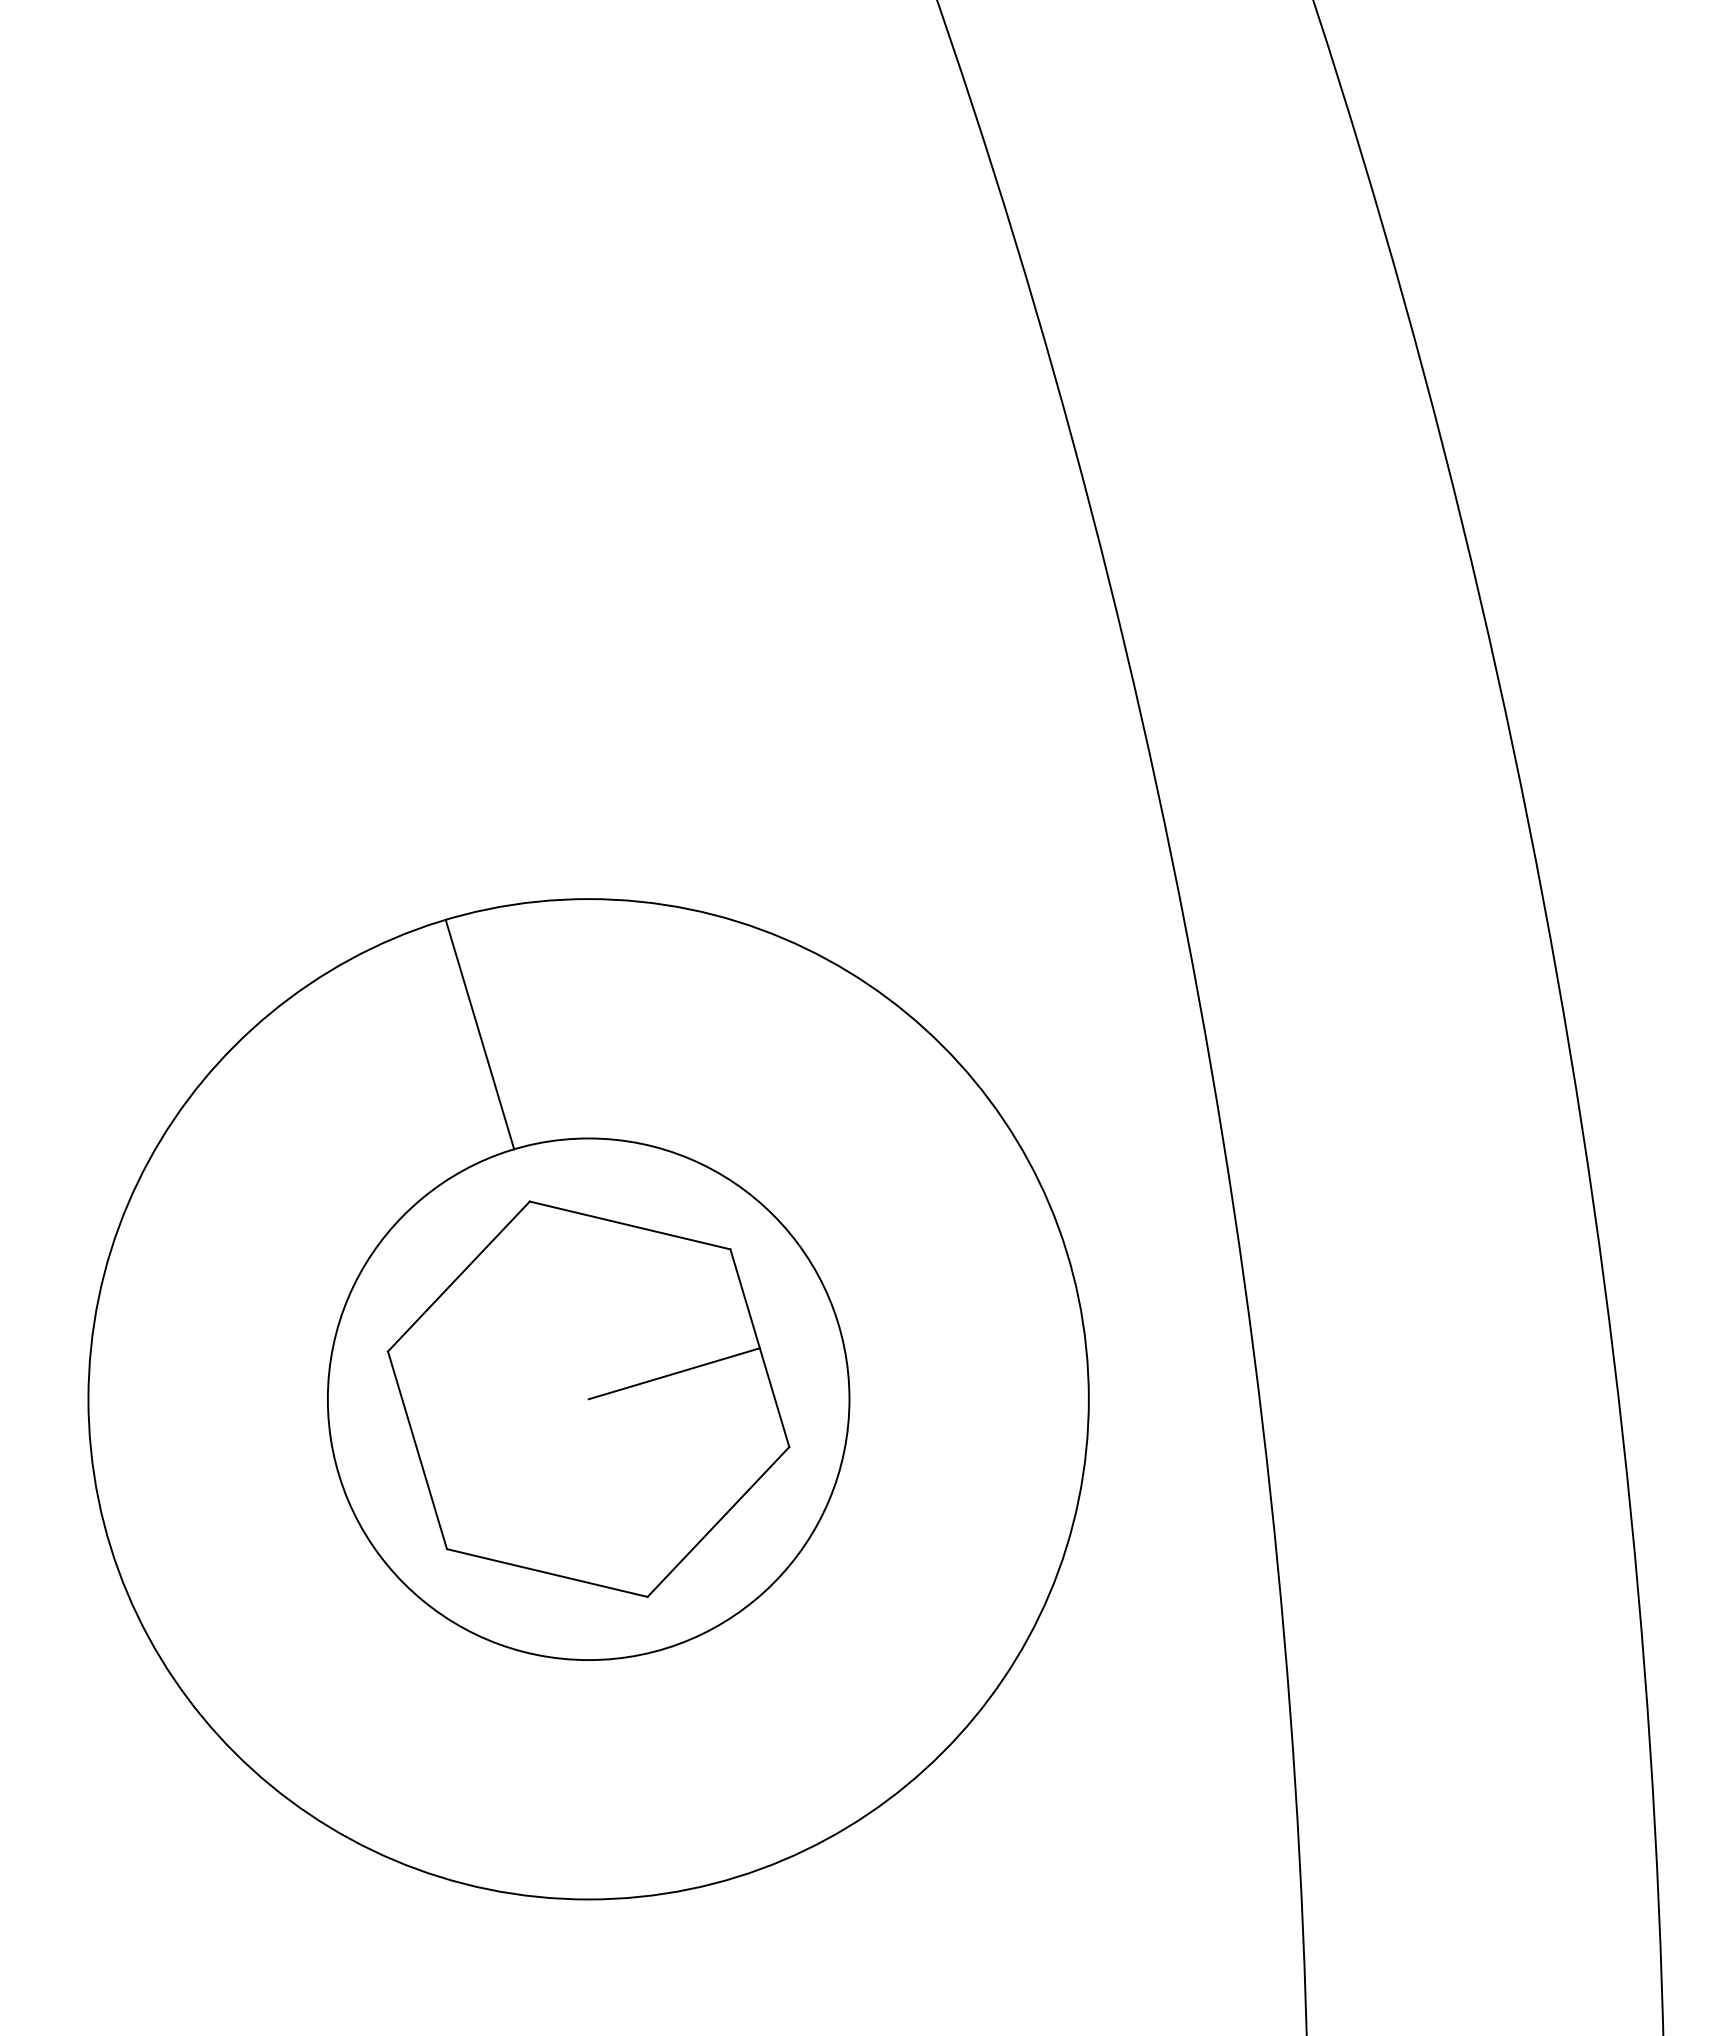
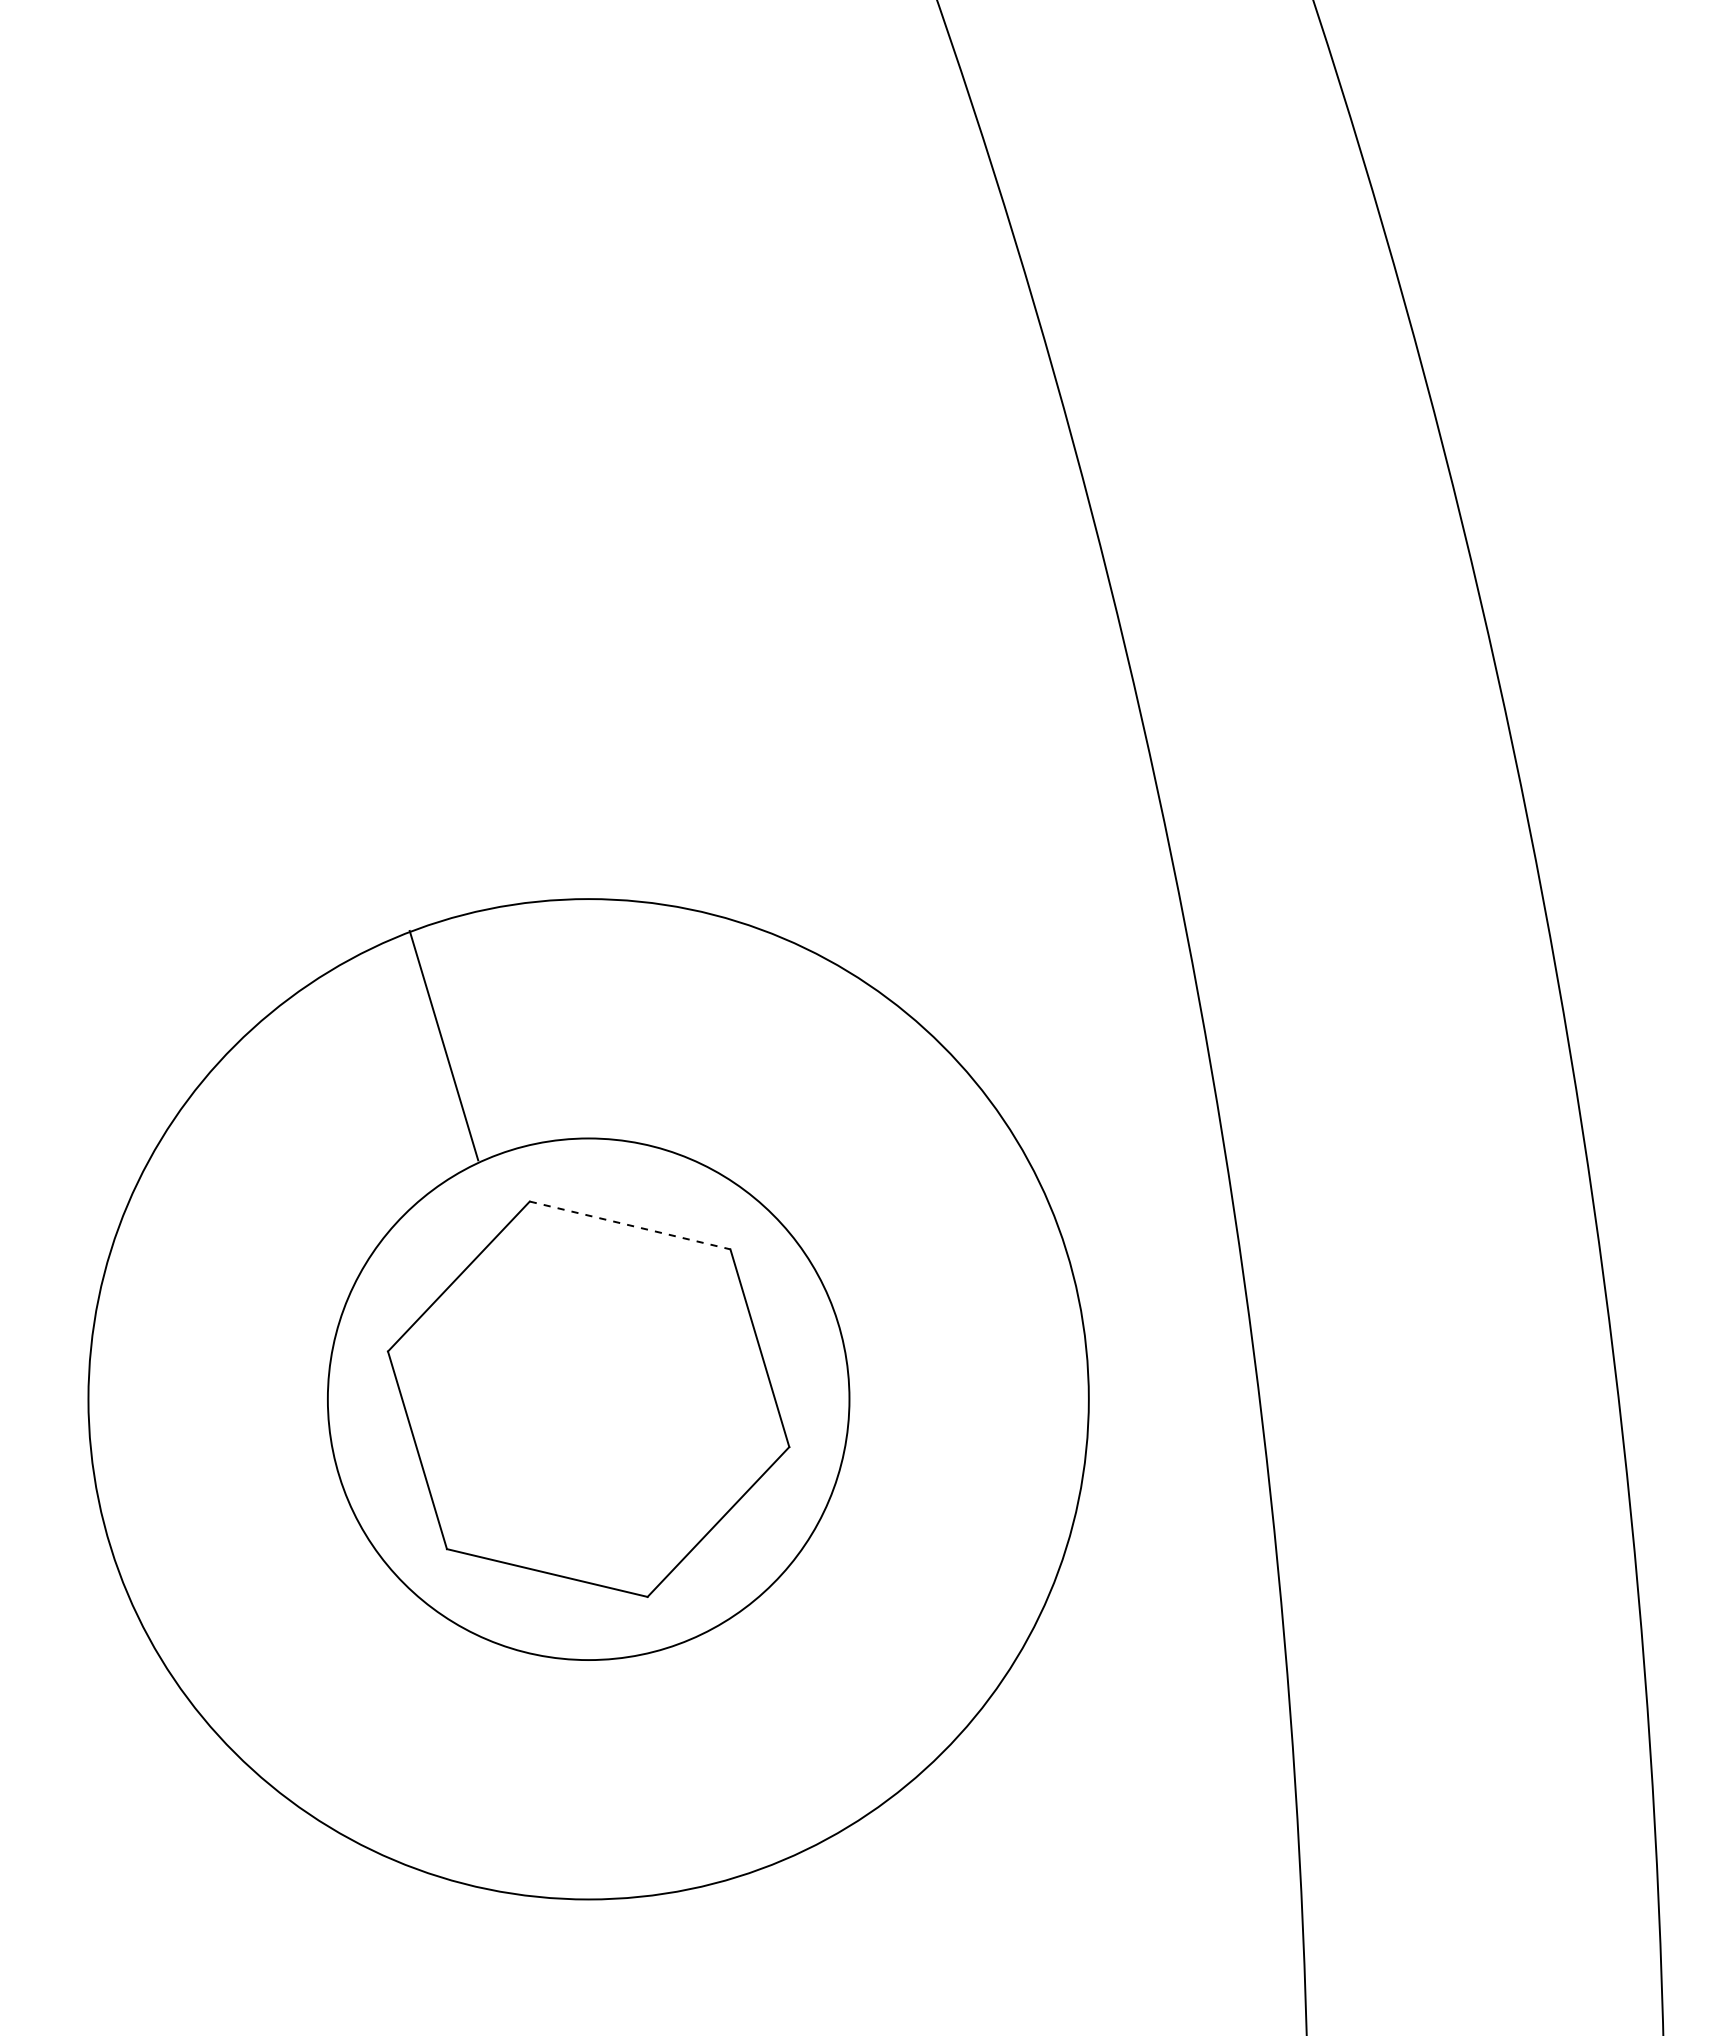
line position: (479, 1034) -> (443, 1045) (443, 1045)
line: solid -> dashed (630, 1225)
line: present -> none (673, 1373)
